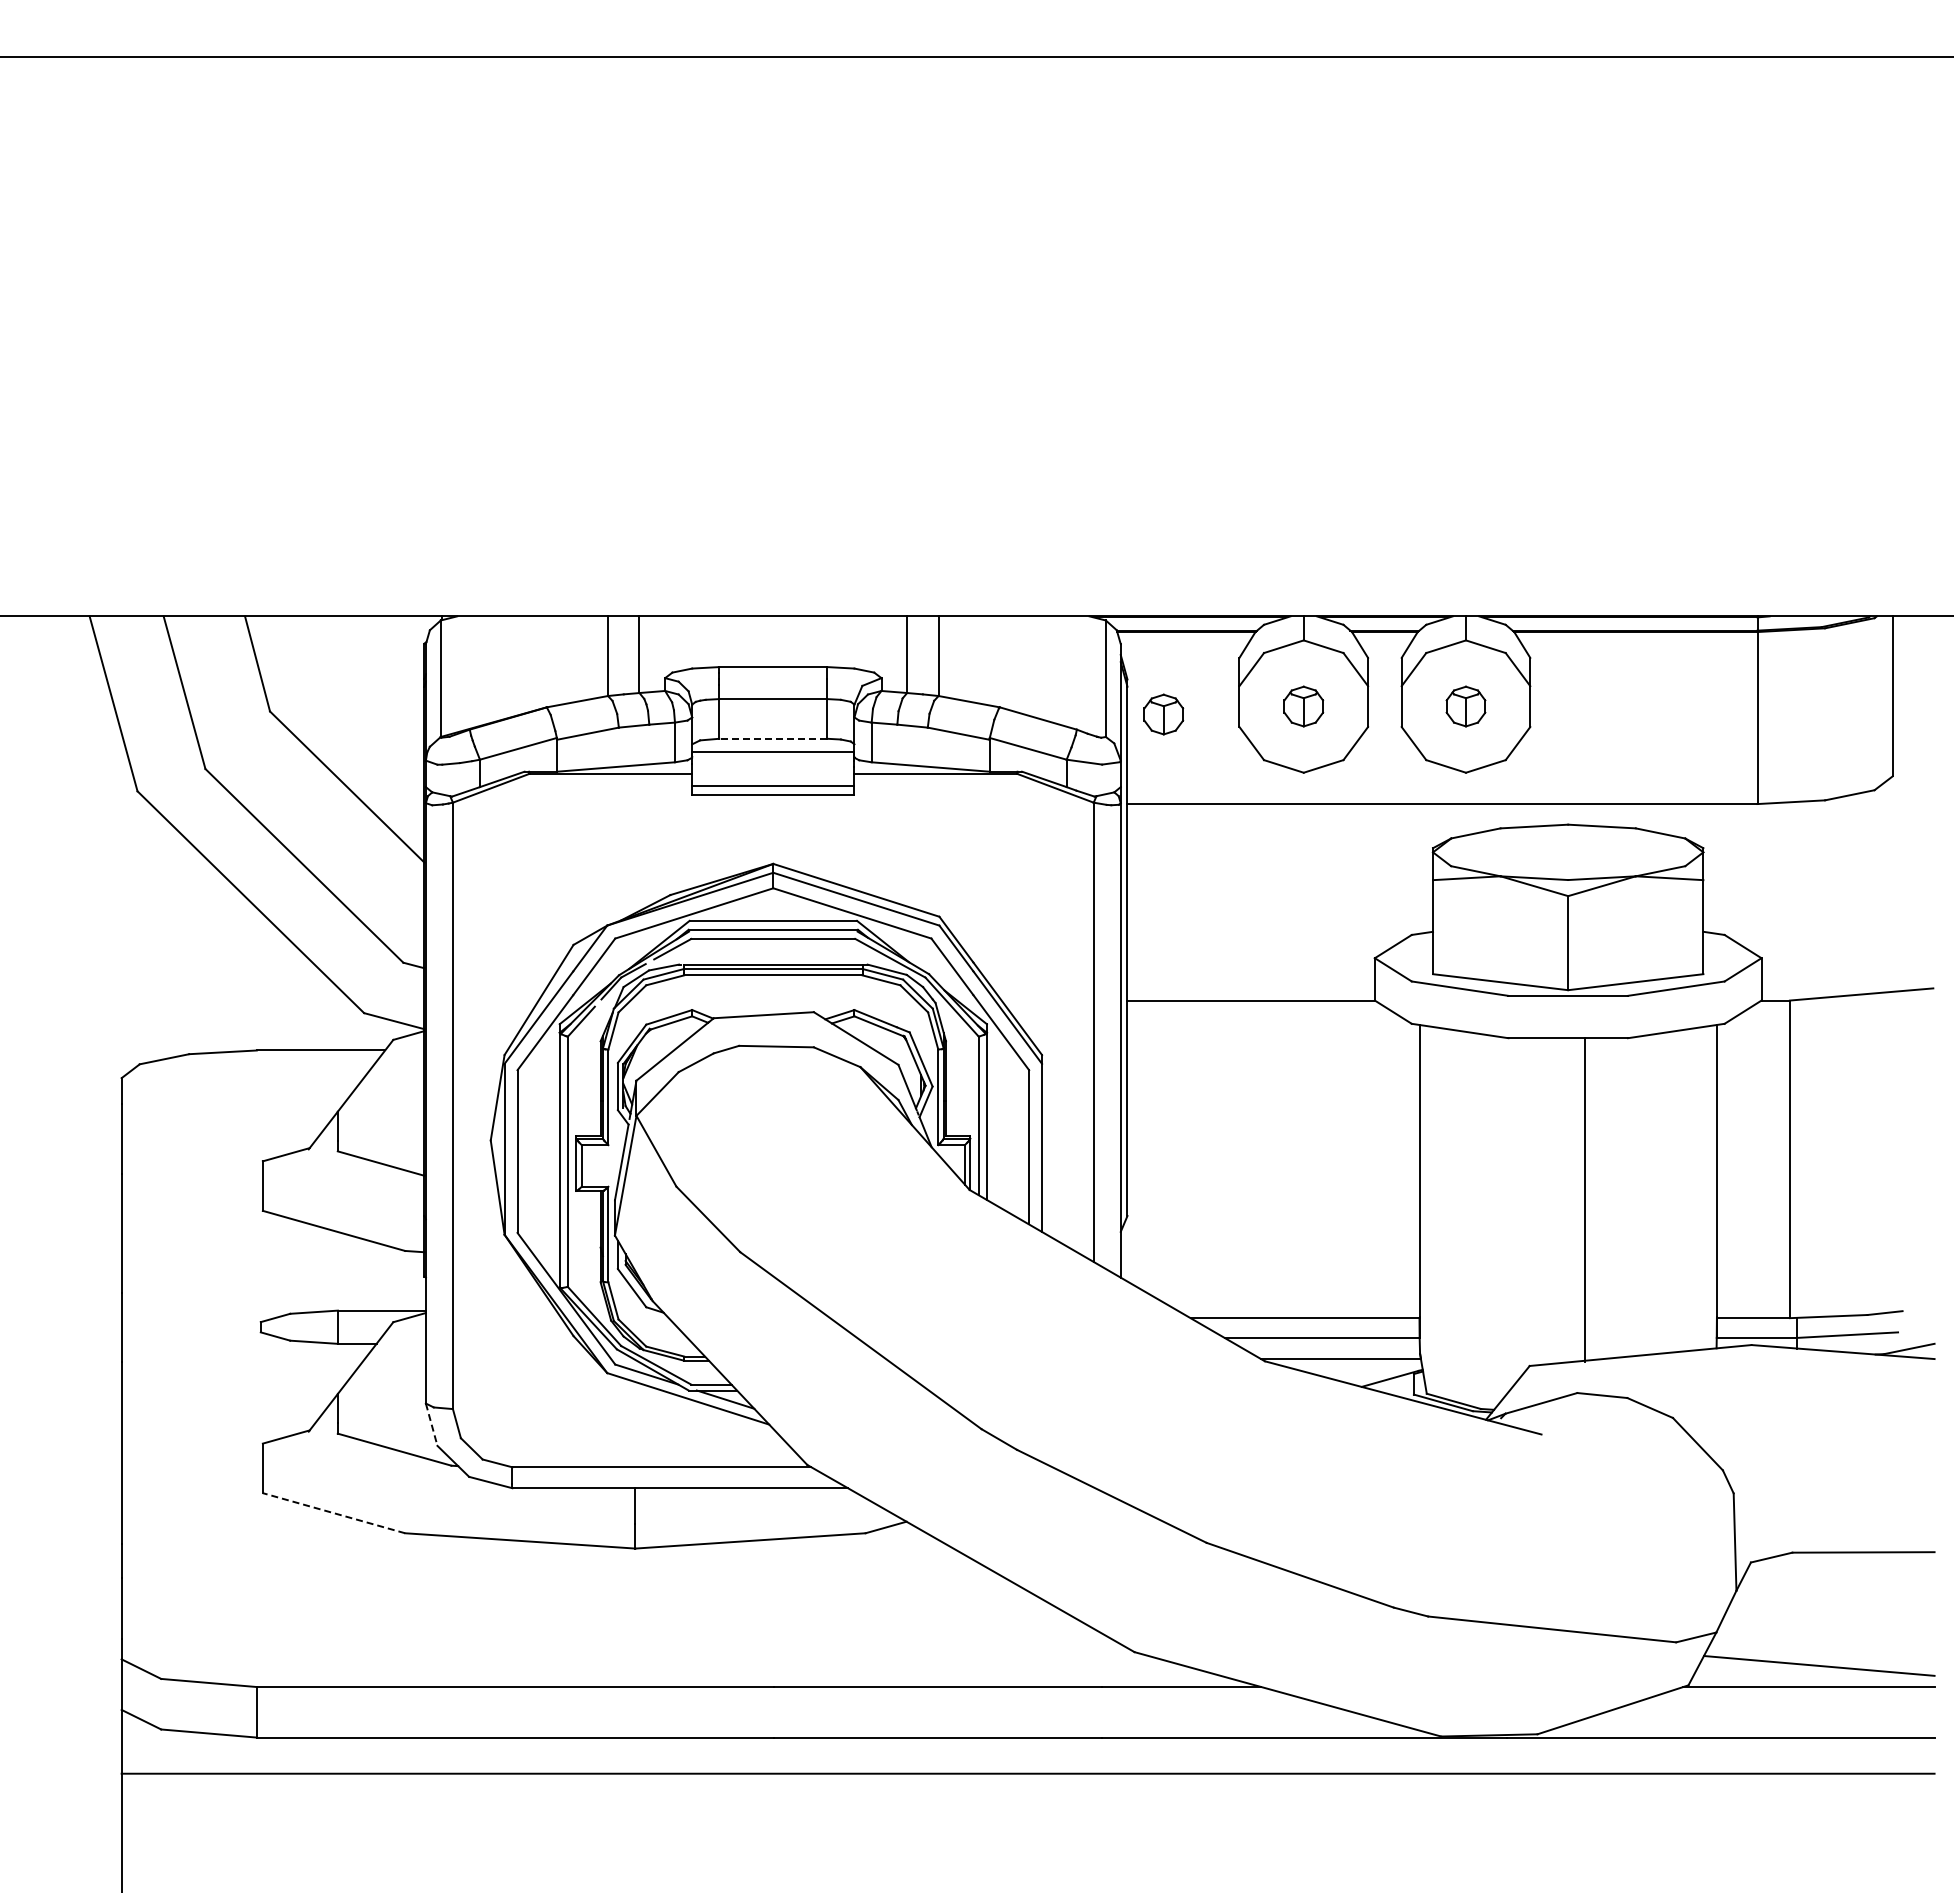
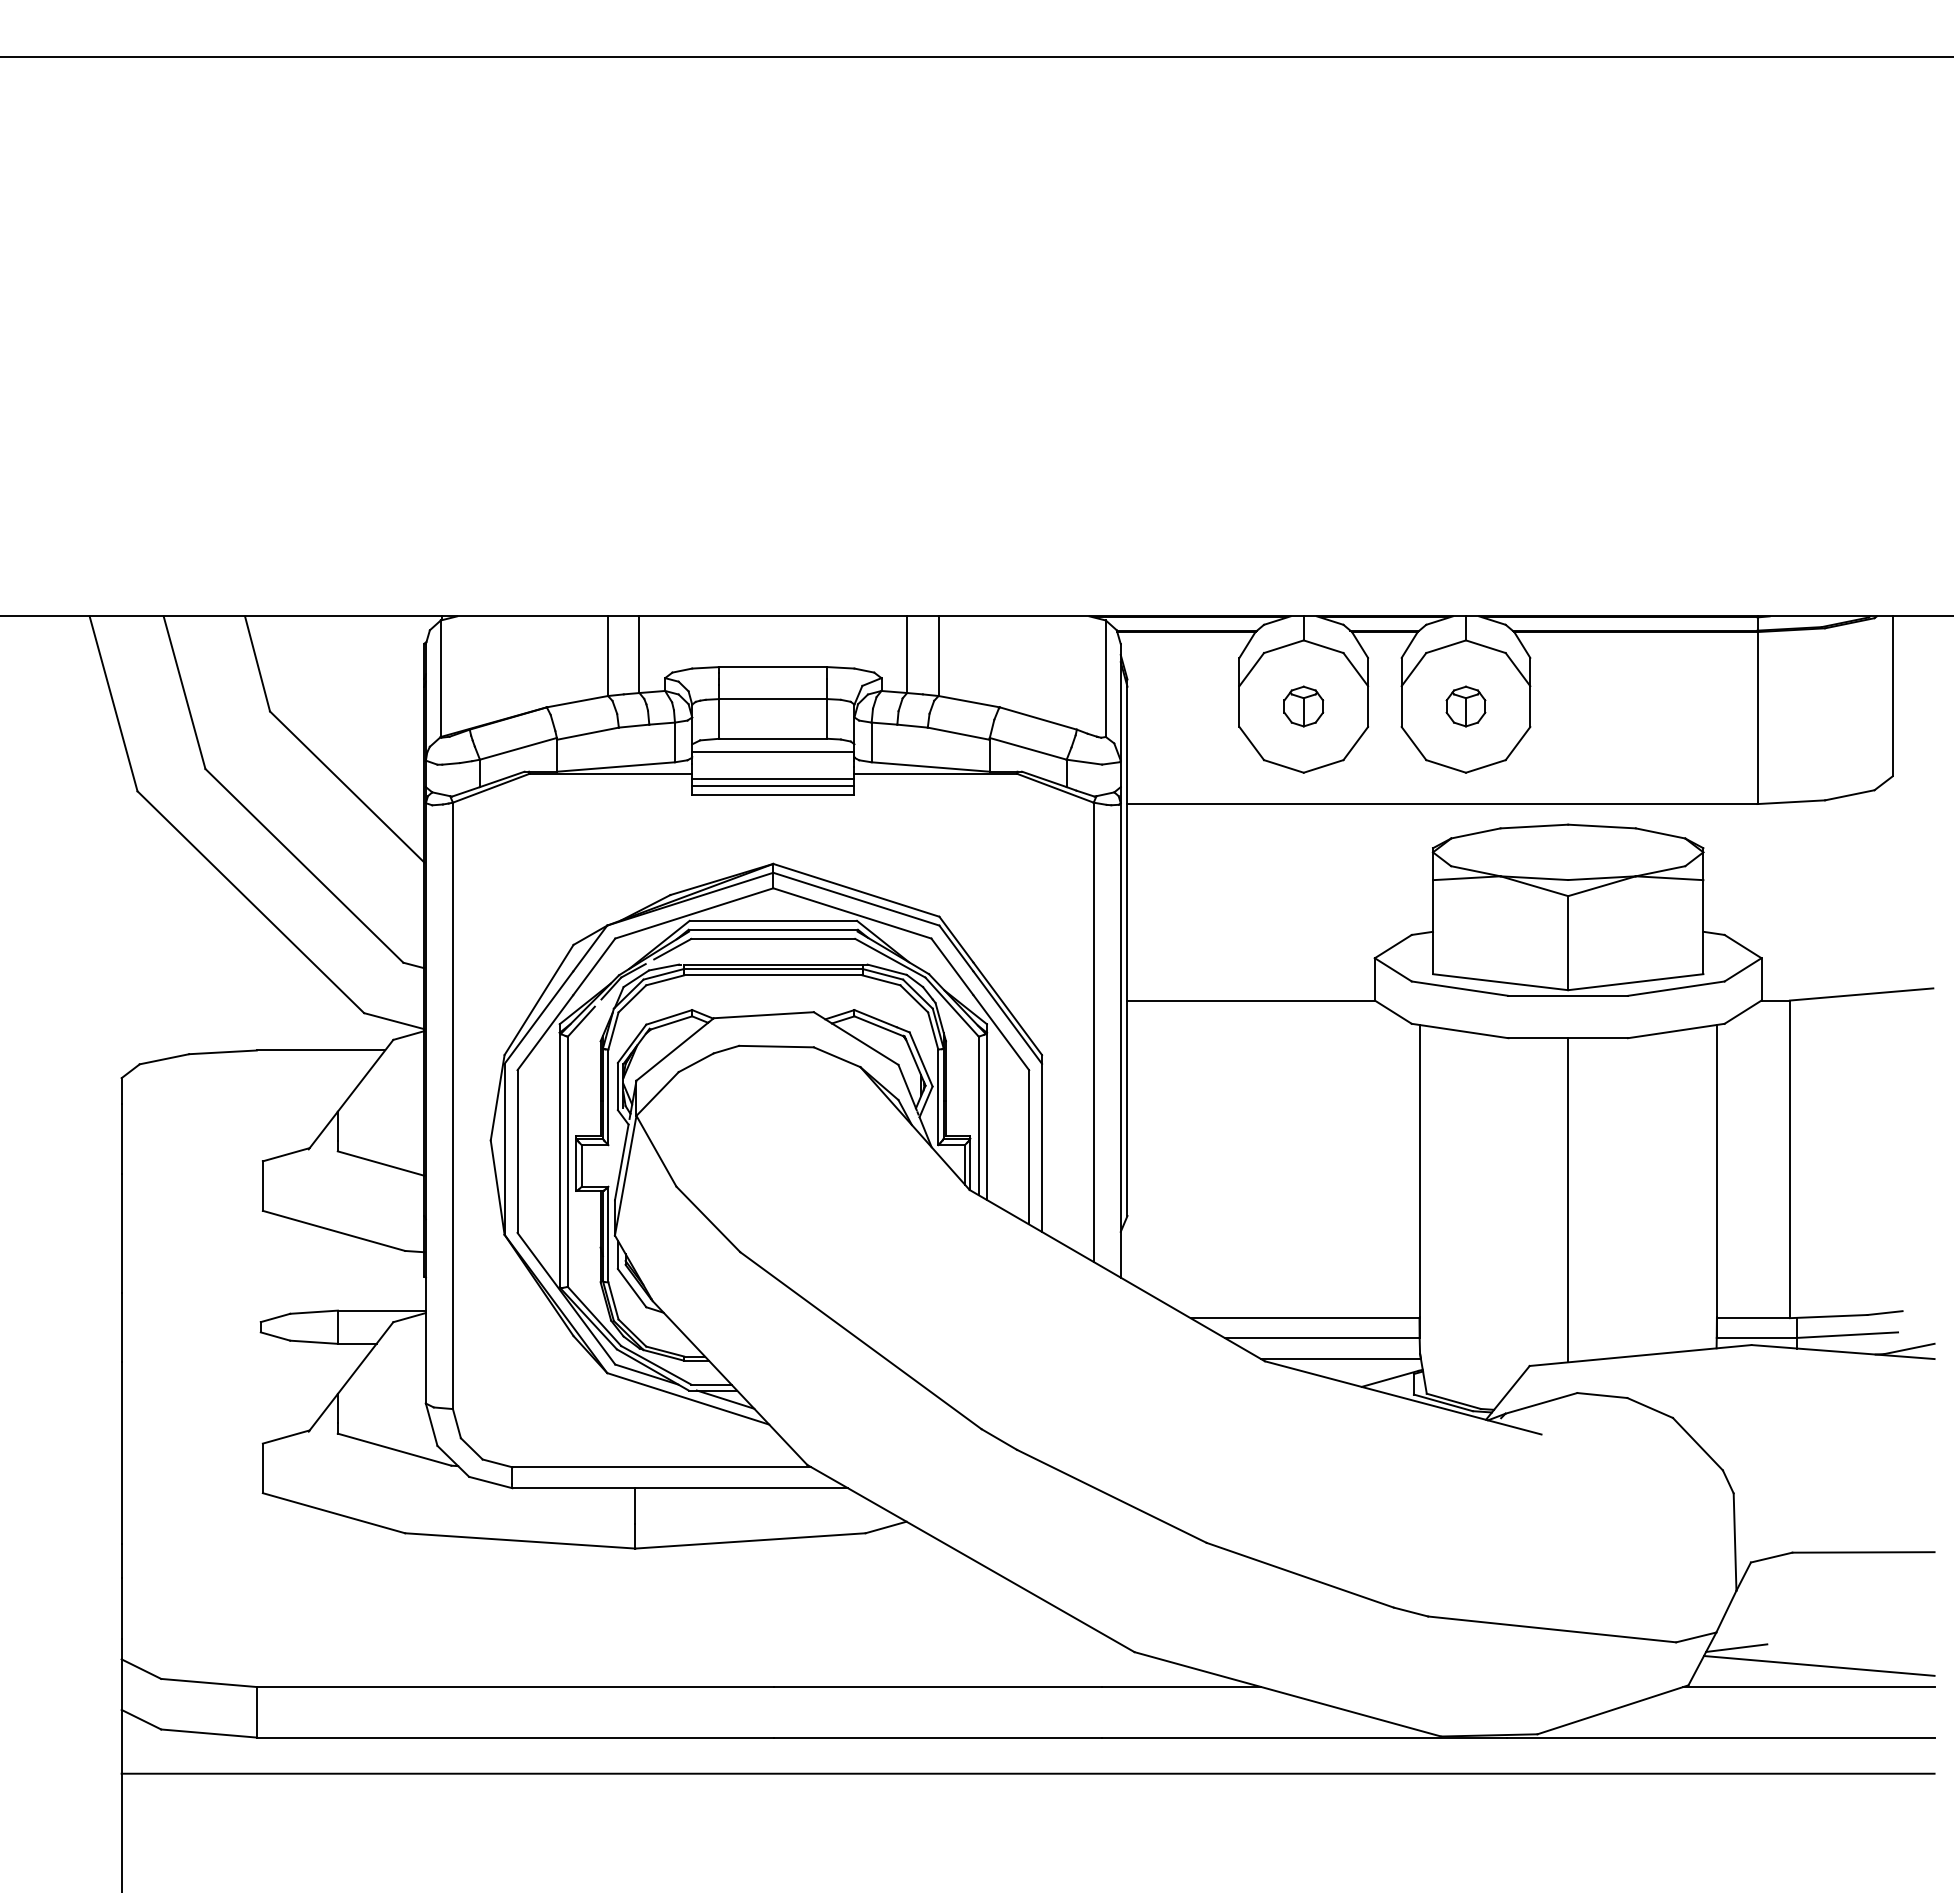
part: present -> none (1163, 714)
line: dashed -> solid (772, 738)
line: none -> present (773, 778)
line position: (1585, 1200) -> (1568, 1200) (1568, 1200)
line: dashed -> solid (431, 1424)
line: dashed -> solid (334, 1513)
line: none -> present (1736, 1647)
